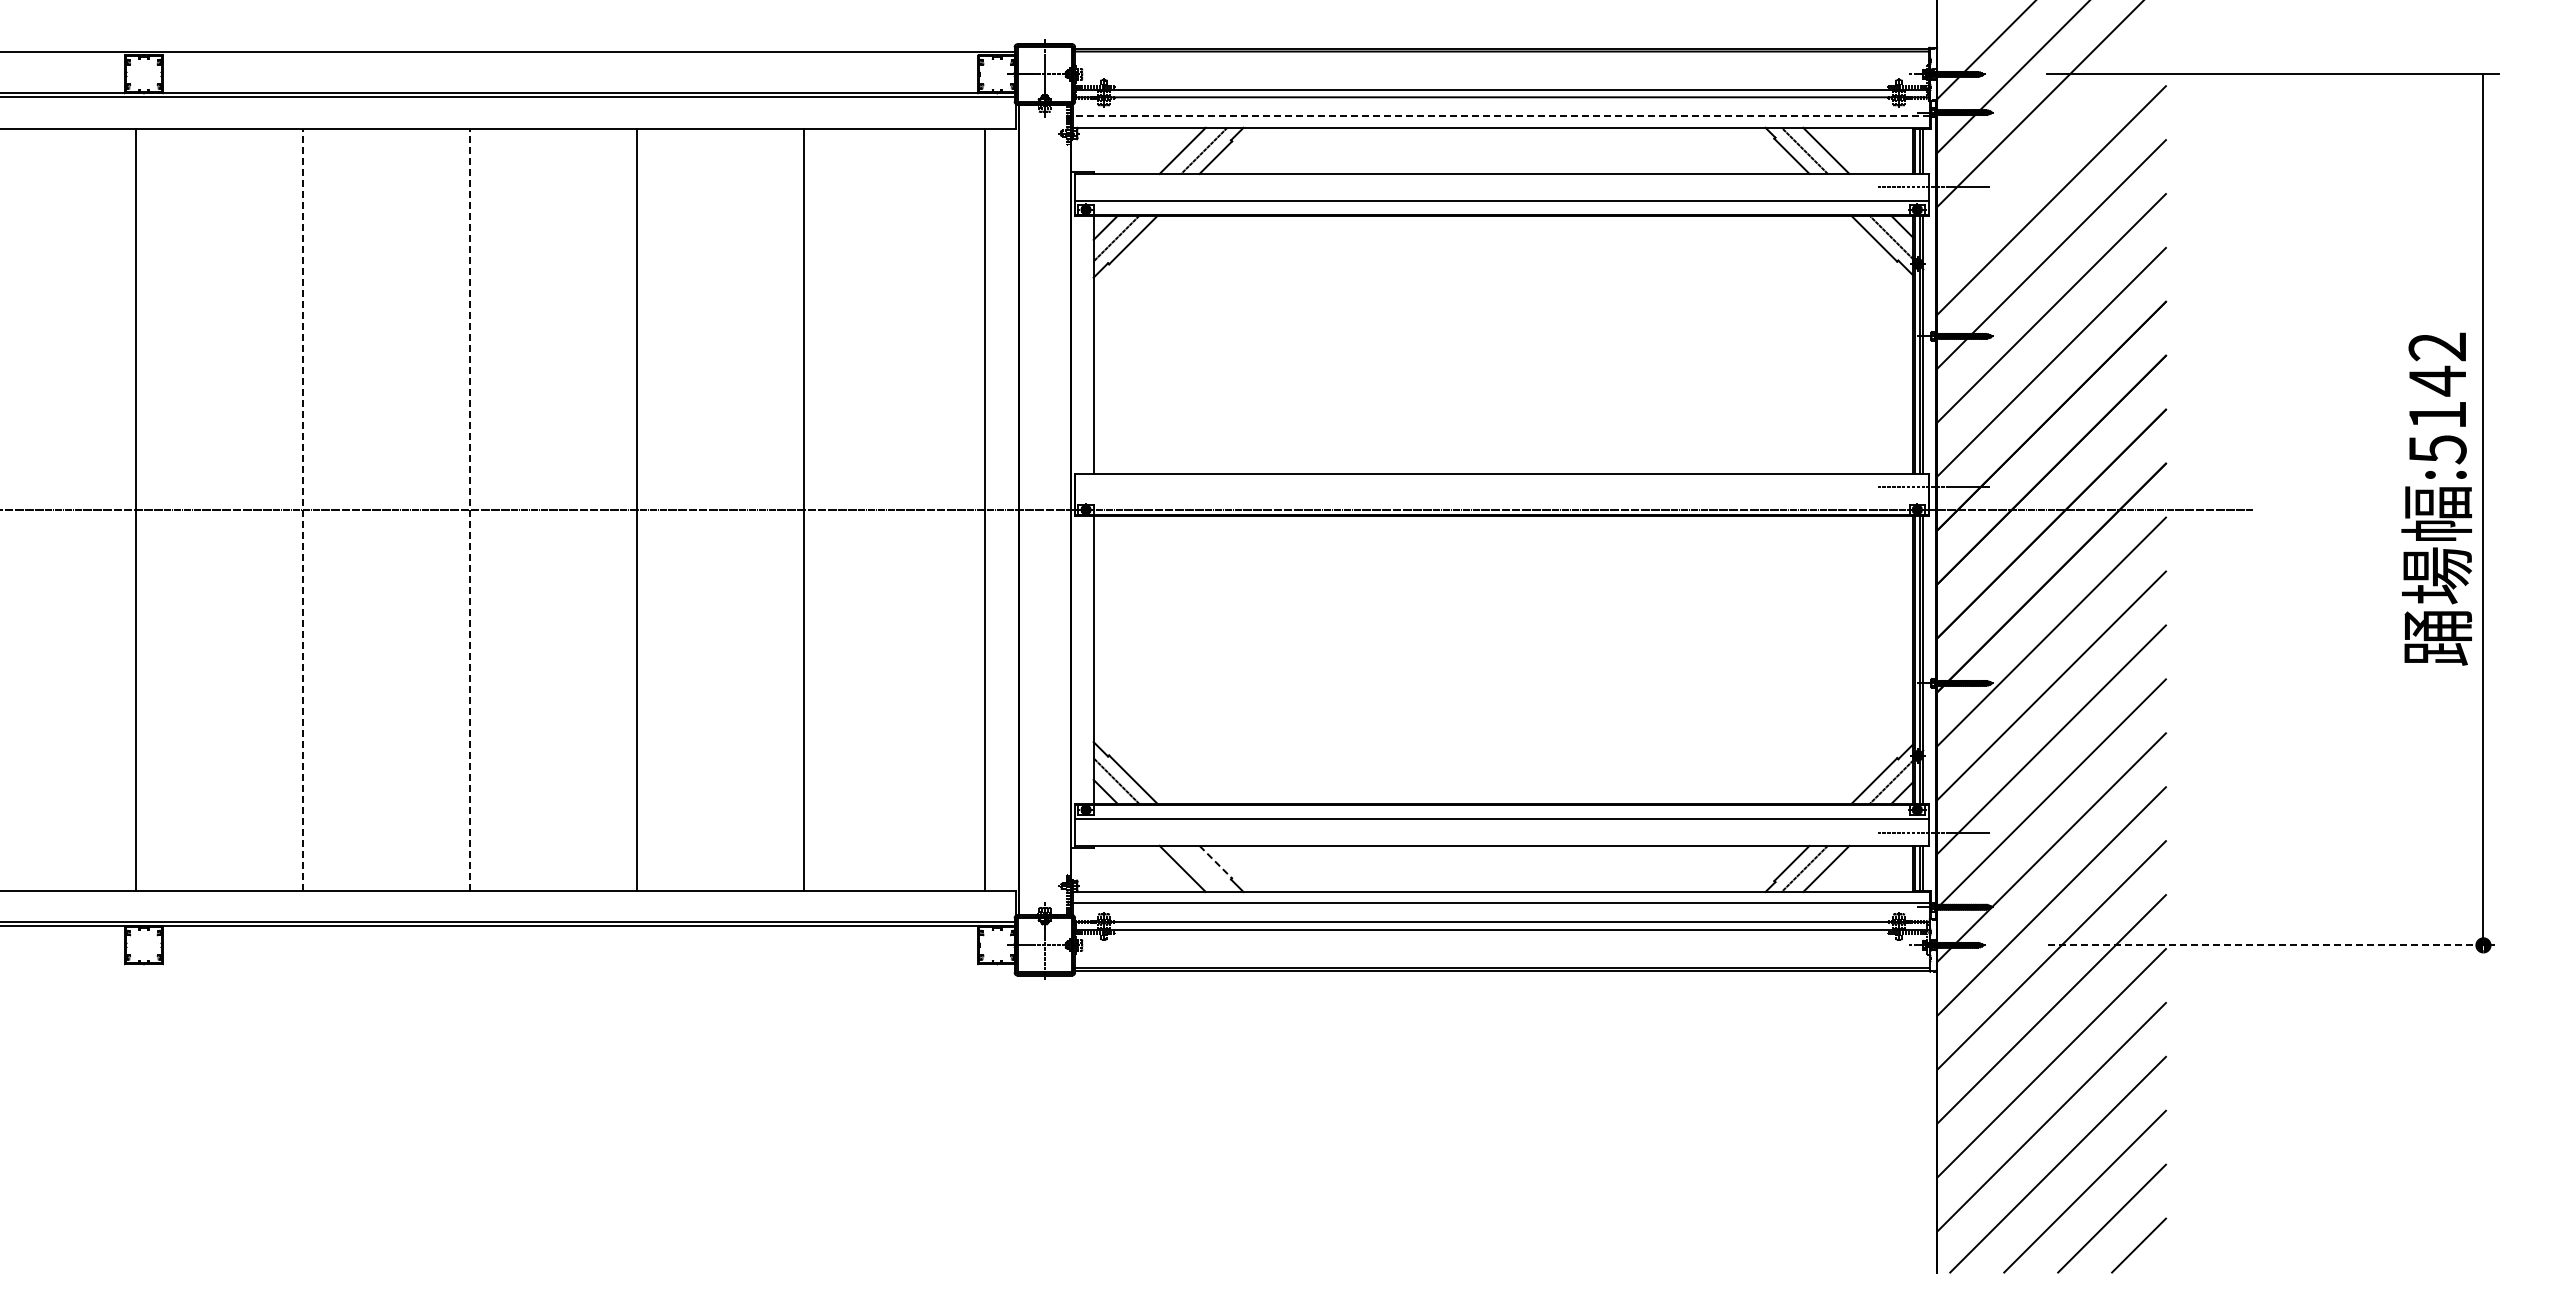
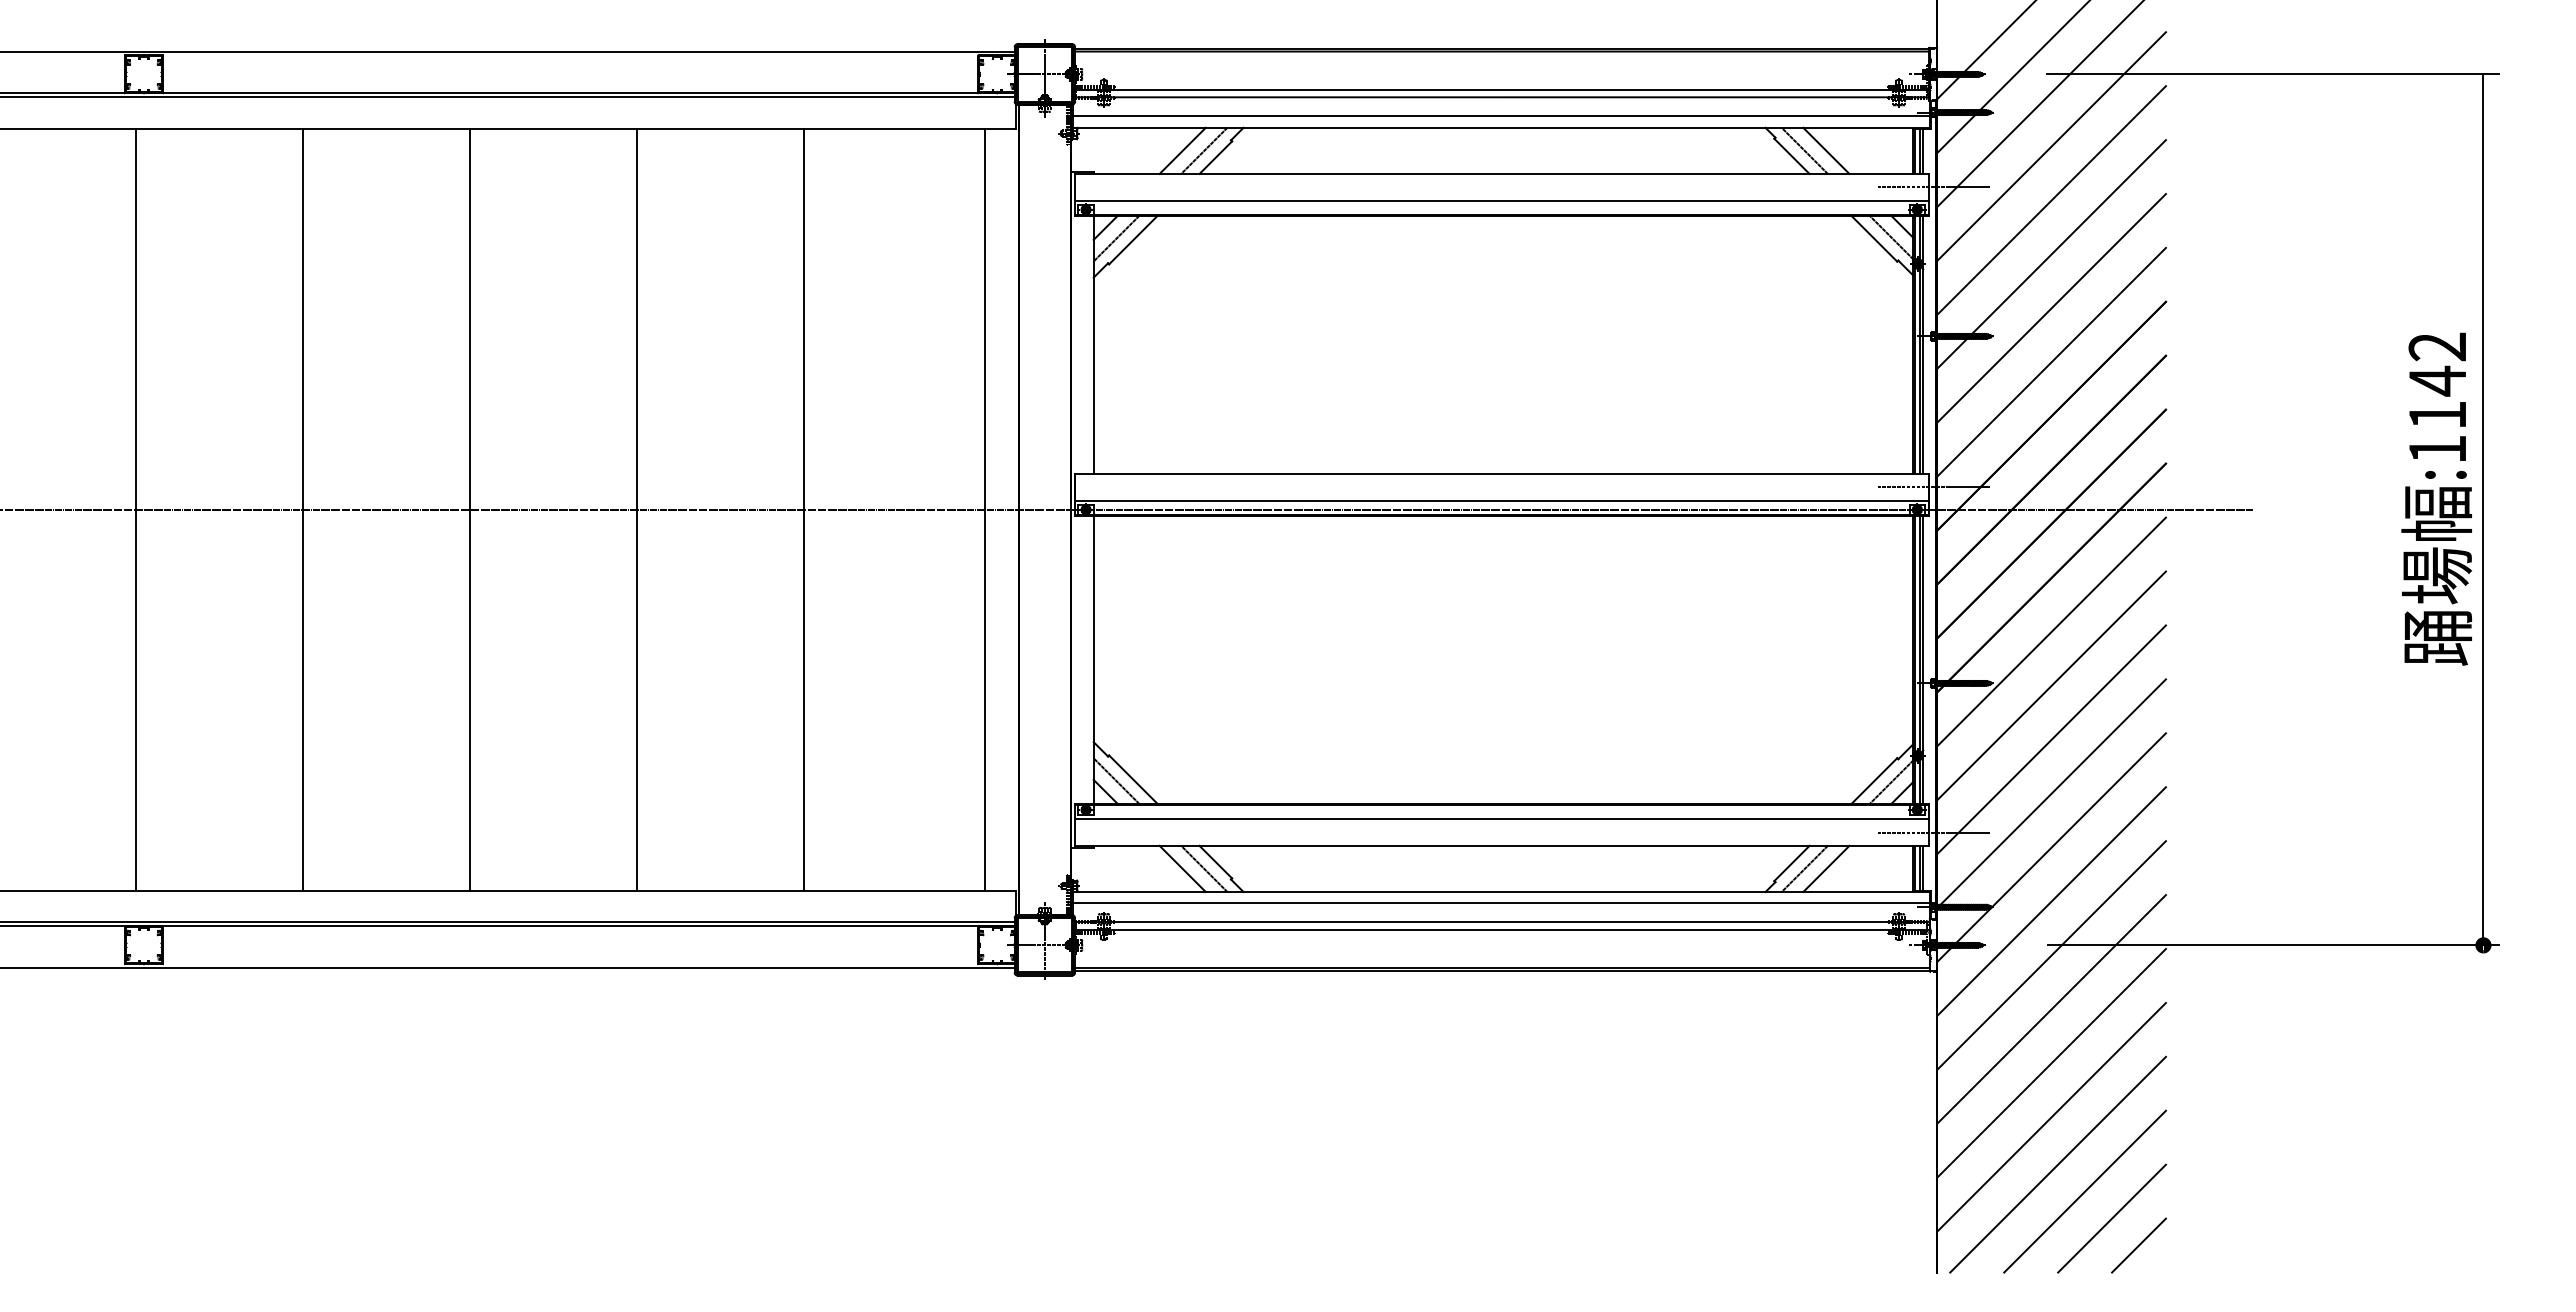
line: dashed -> solid (1501, 116)
line: none -> present (2051, 146)
text: :5142 -> :1142 (2437, 449)
line: none -> present (1501, 500)
line: dashed -> solid (303, 509)
line: dashed -> solid (469, 509)
line: dashed -> solid (1216, 862)
line: none -> present (1204, 868)
line: dashed -> solid (2273, 945)
line: none -> present (509, 968)
